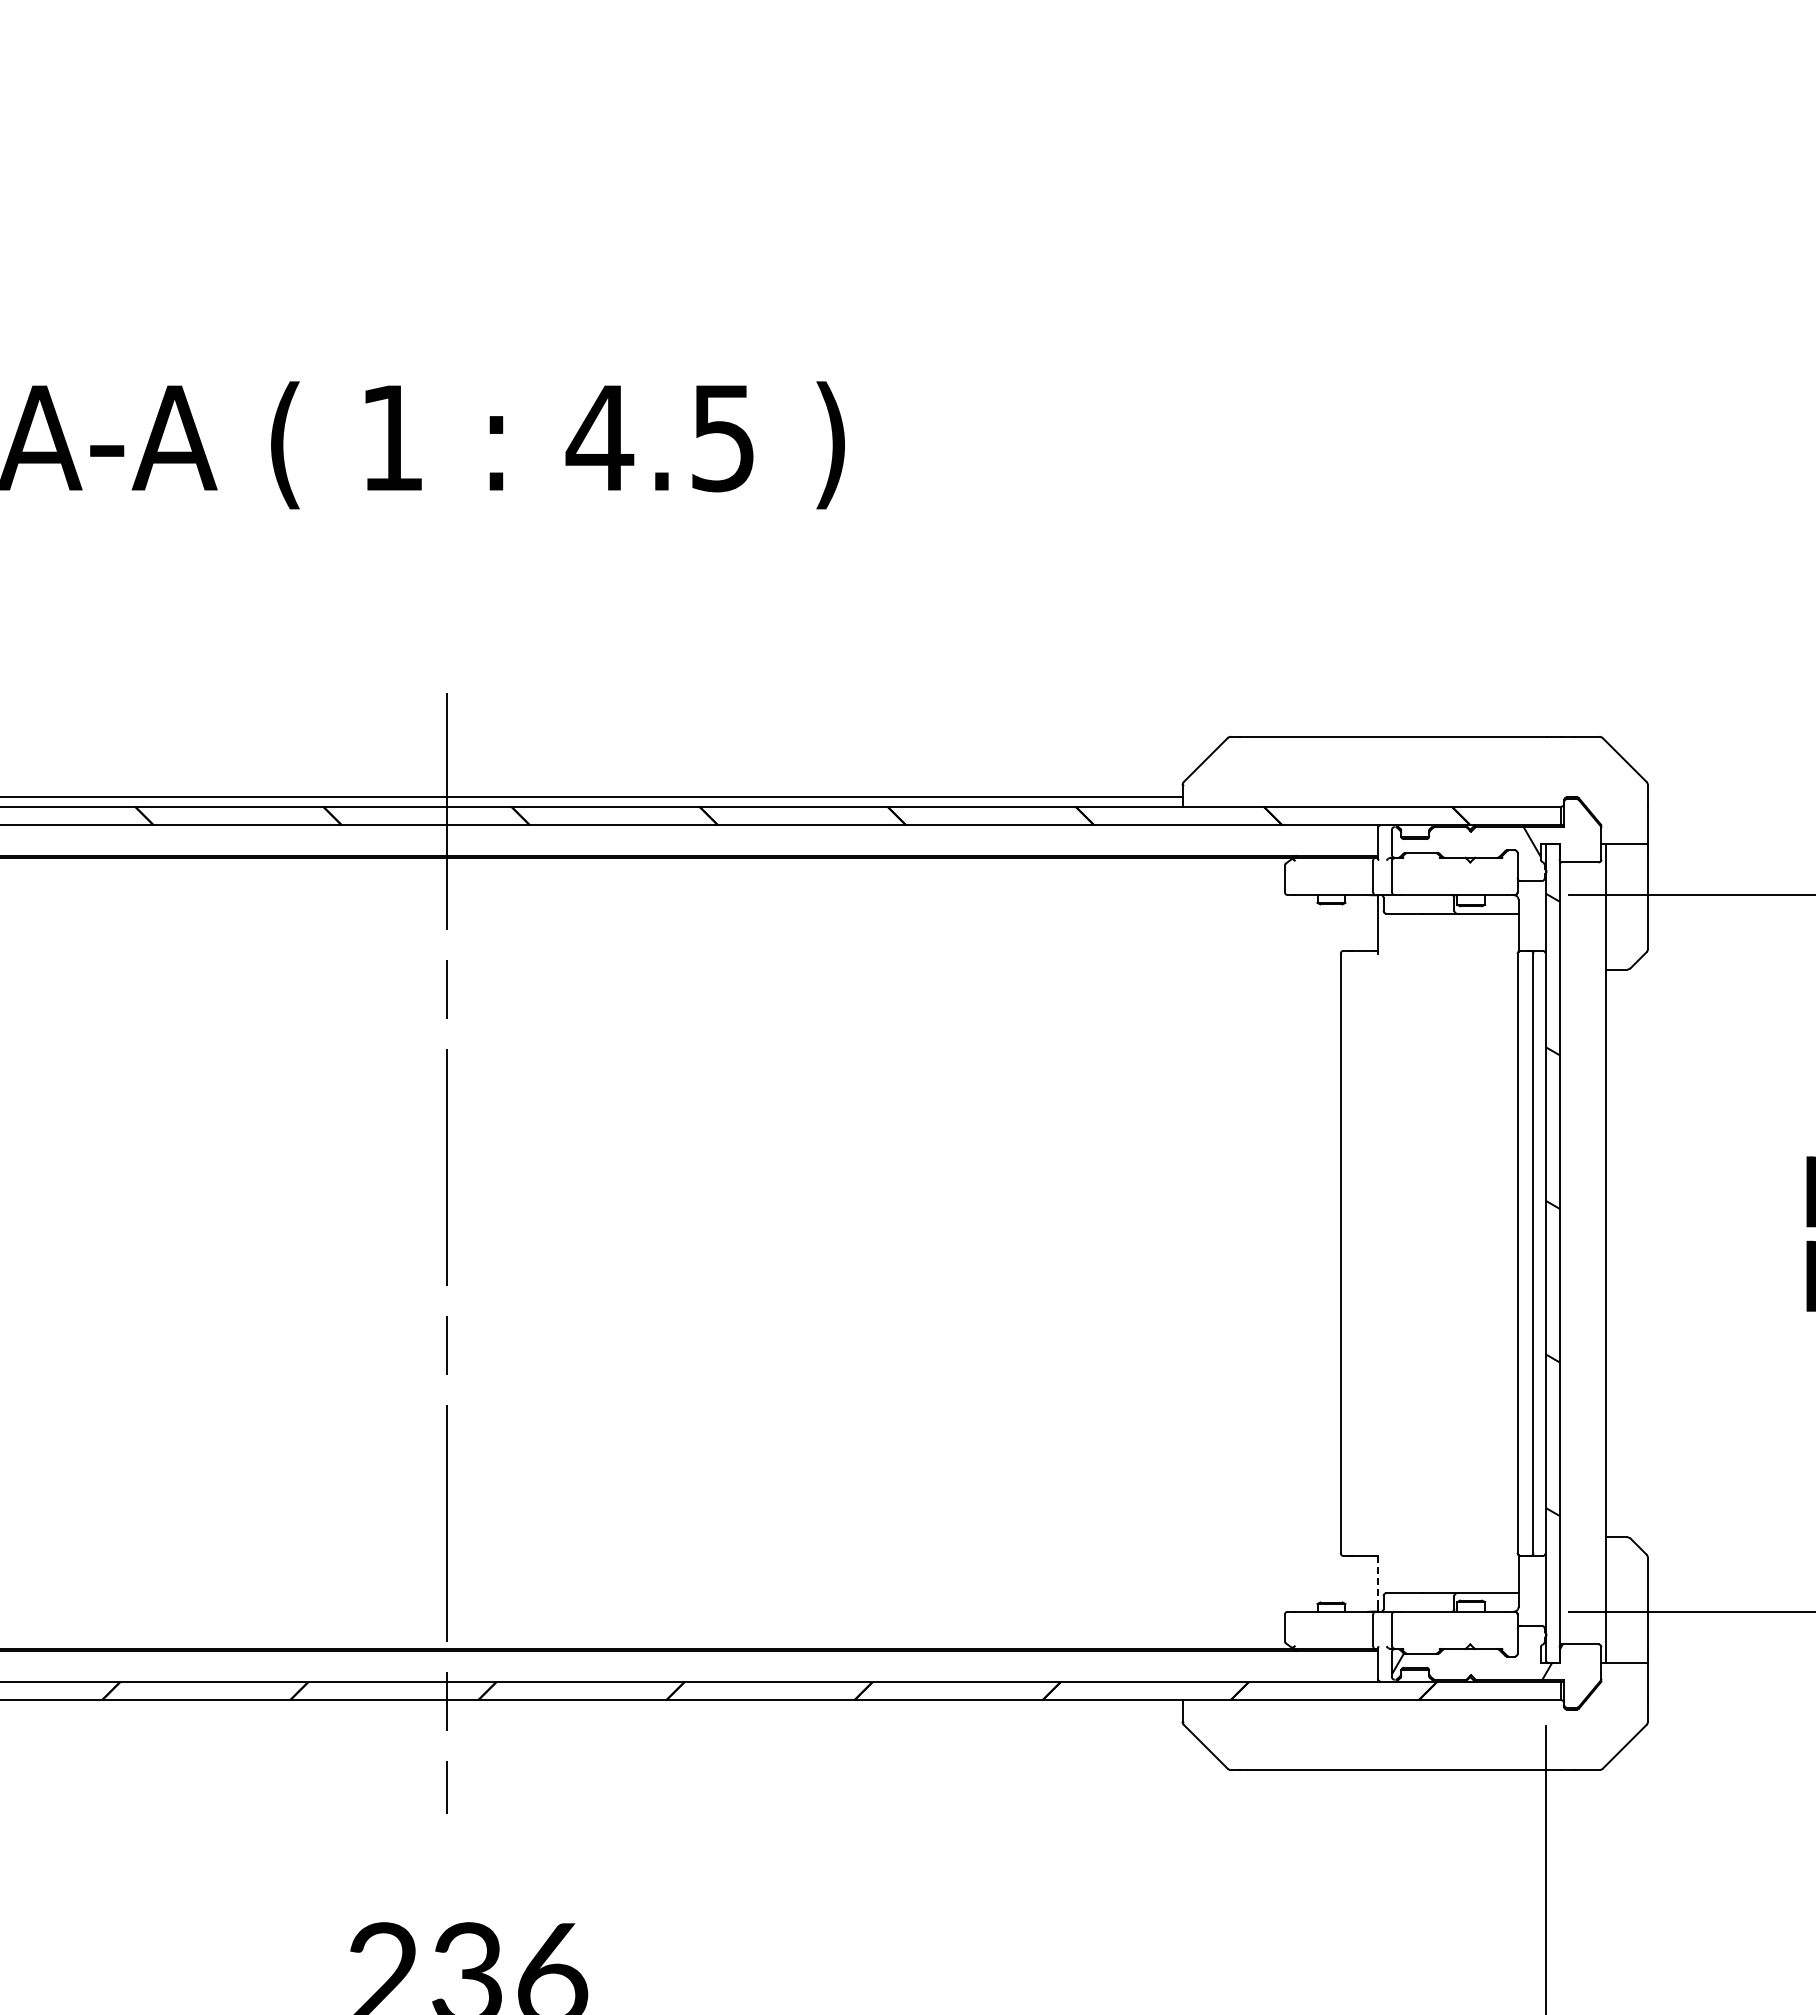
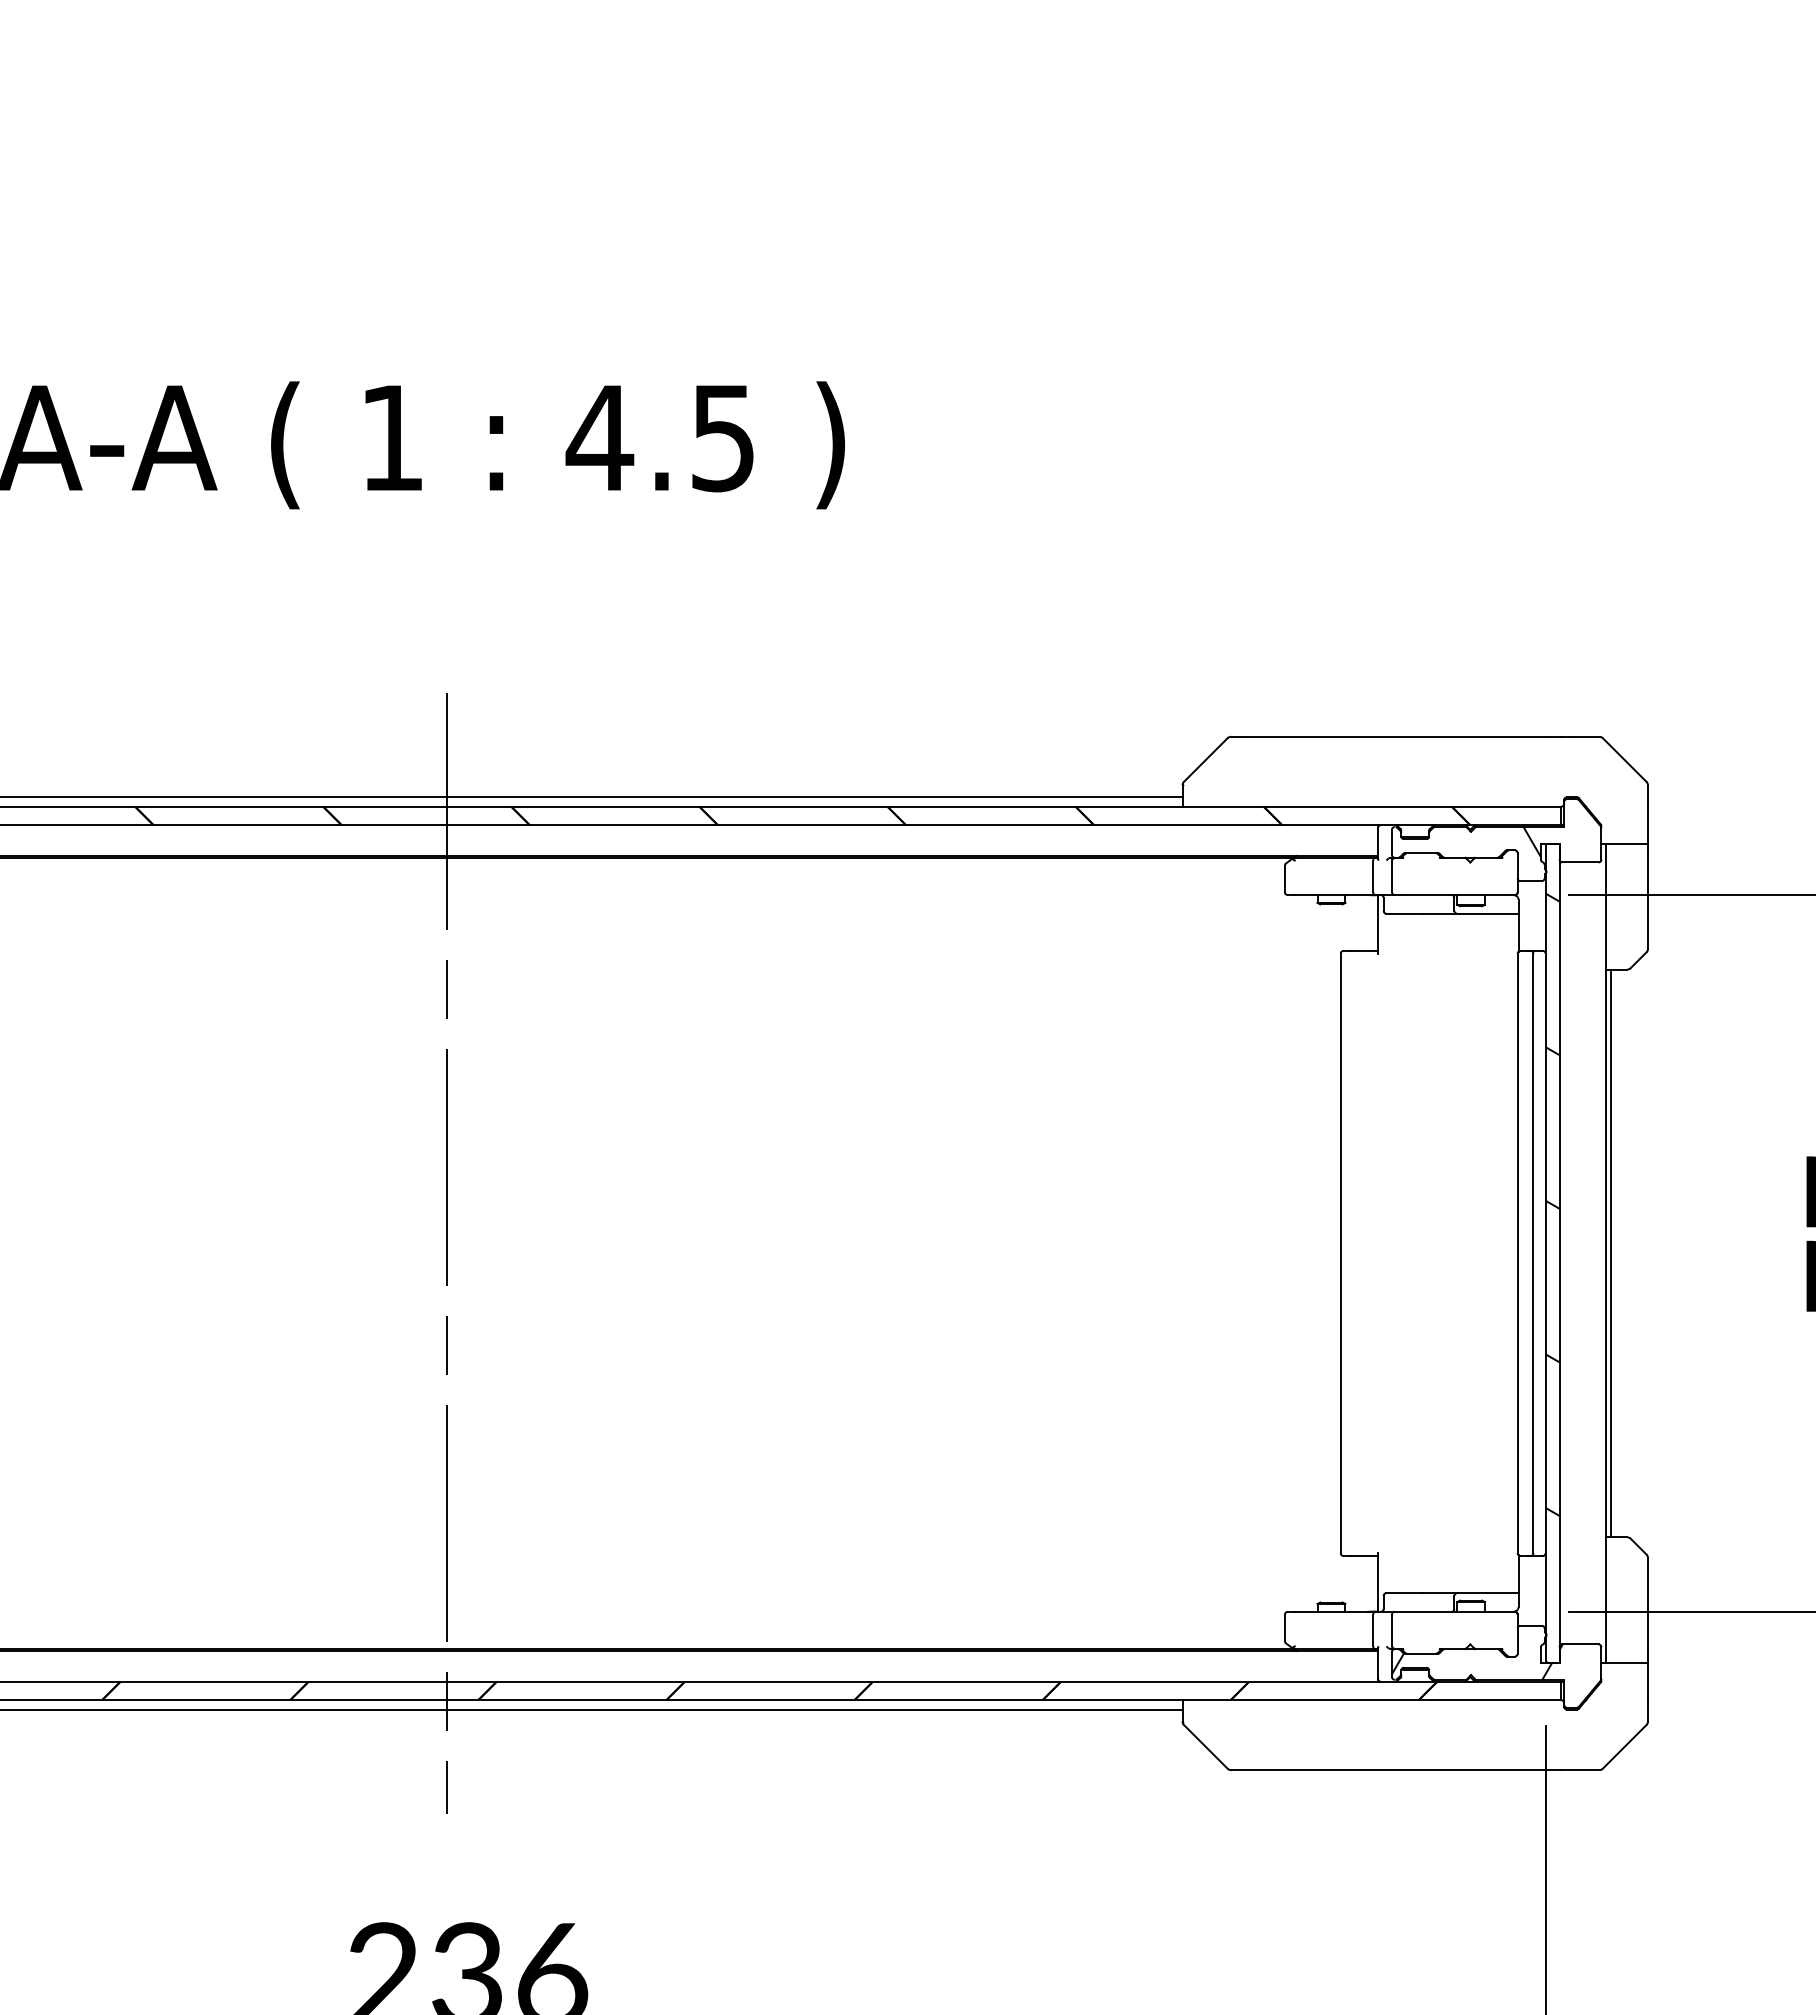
line: none -> present (1610, 1253)
line: dashed -> solid (1378, 1580)
line: none -> present (592, 1709)
